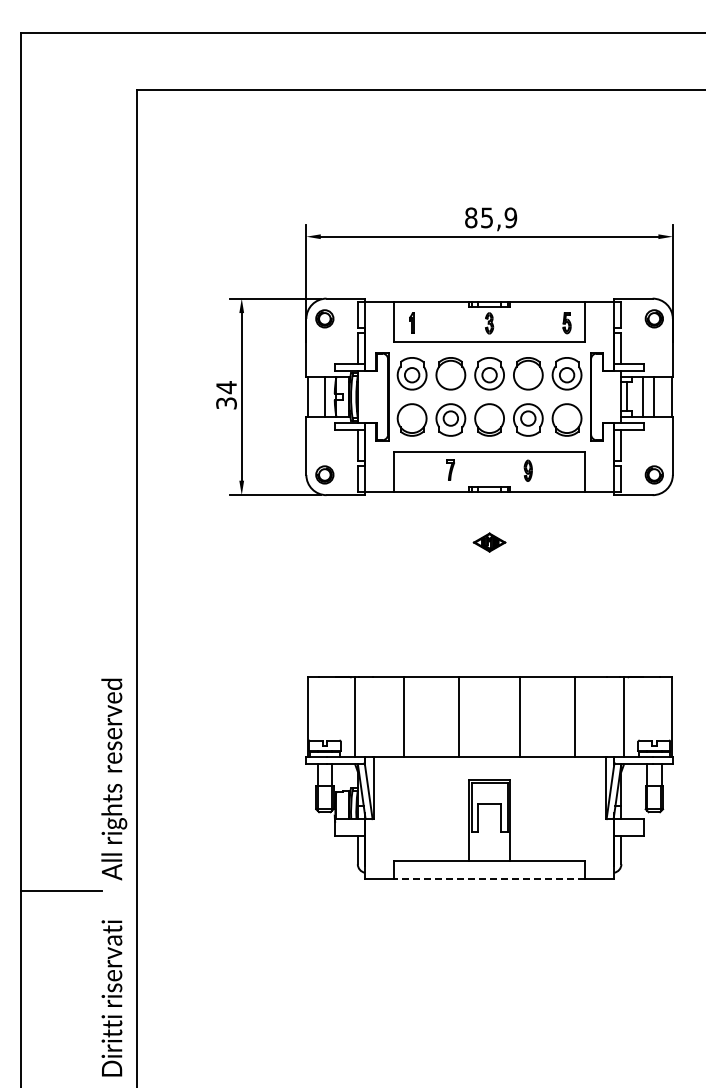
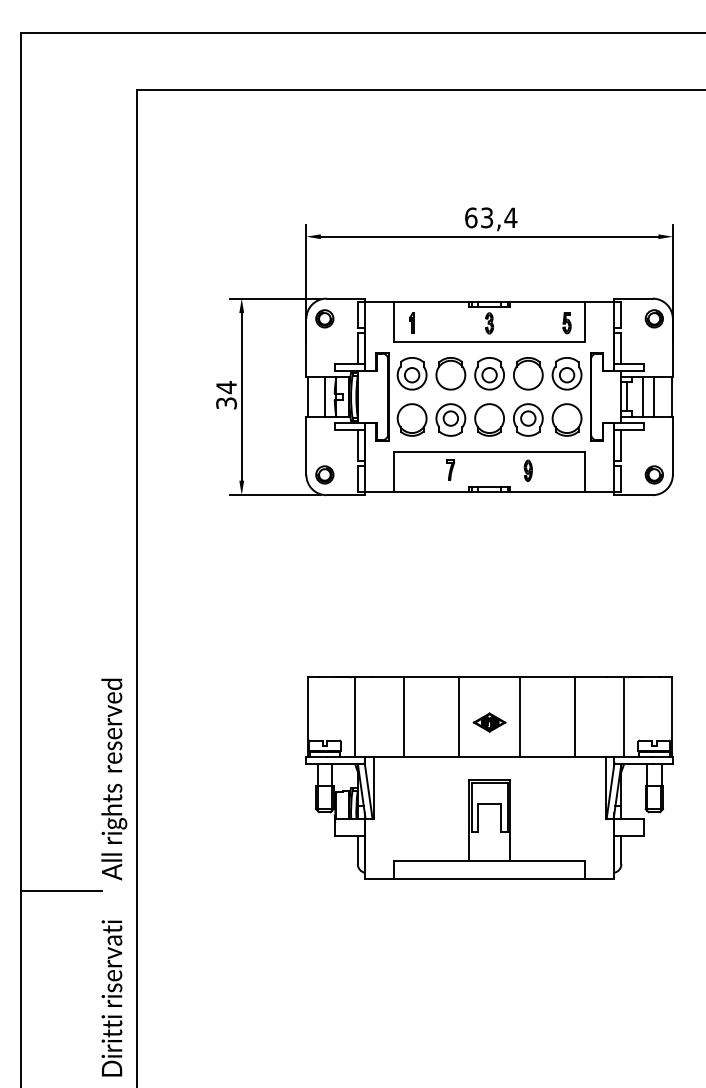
text: 85,9 -> 63,4 (491, 217)
part position: (489, 542) -> (489, 722) (489, 722)
line: dashed -> solid (489, 878)
